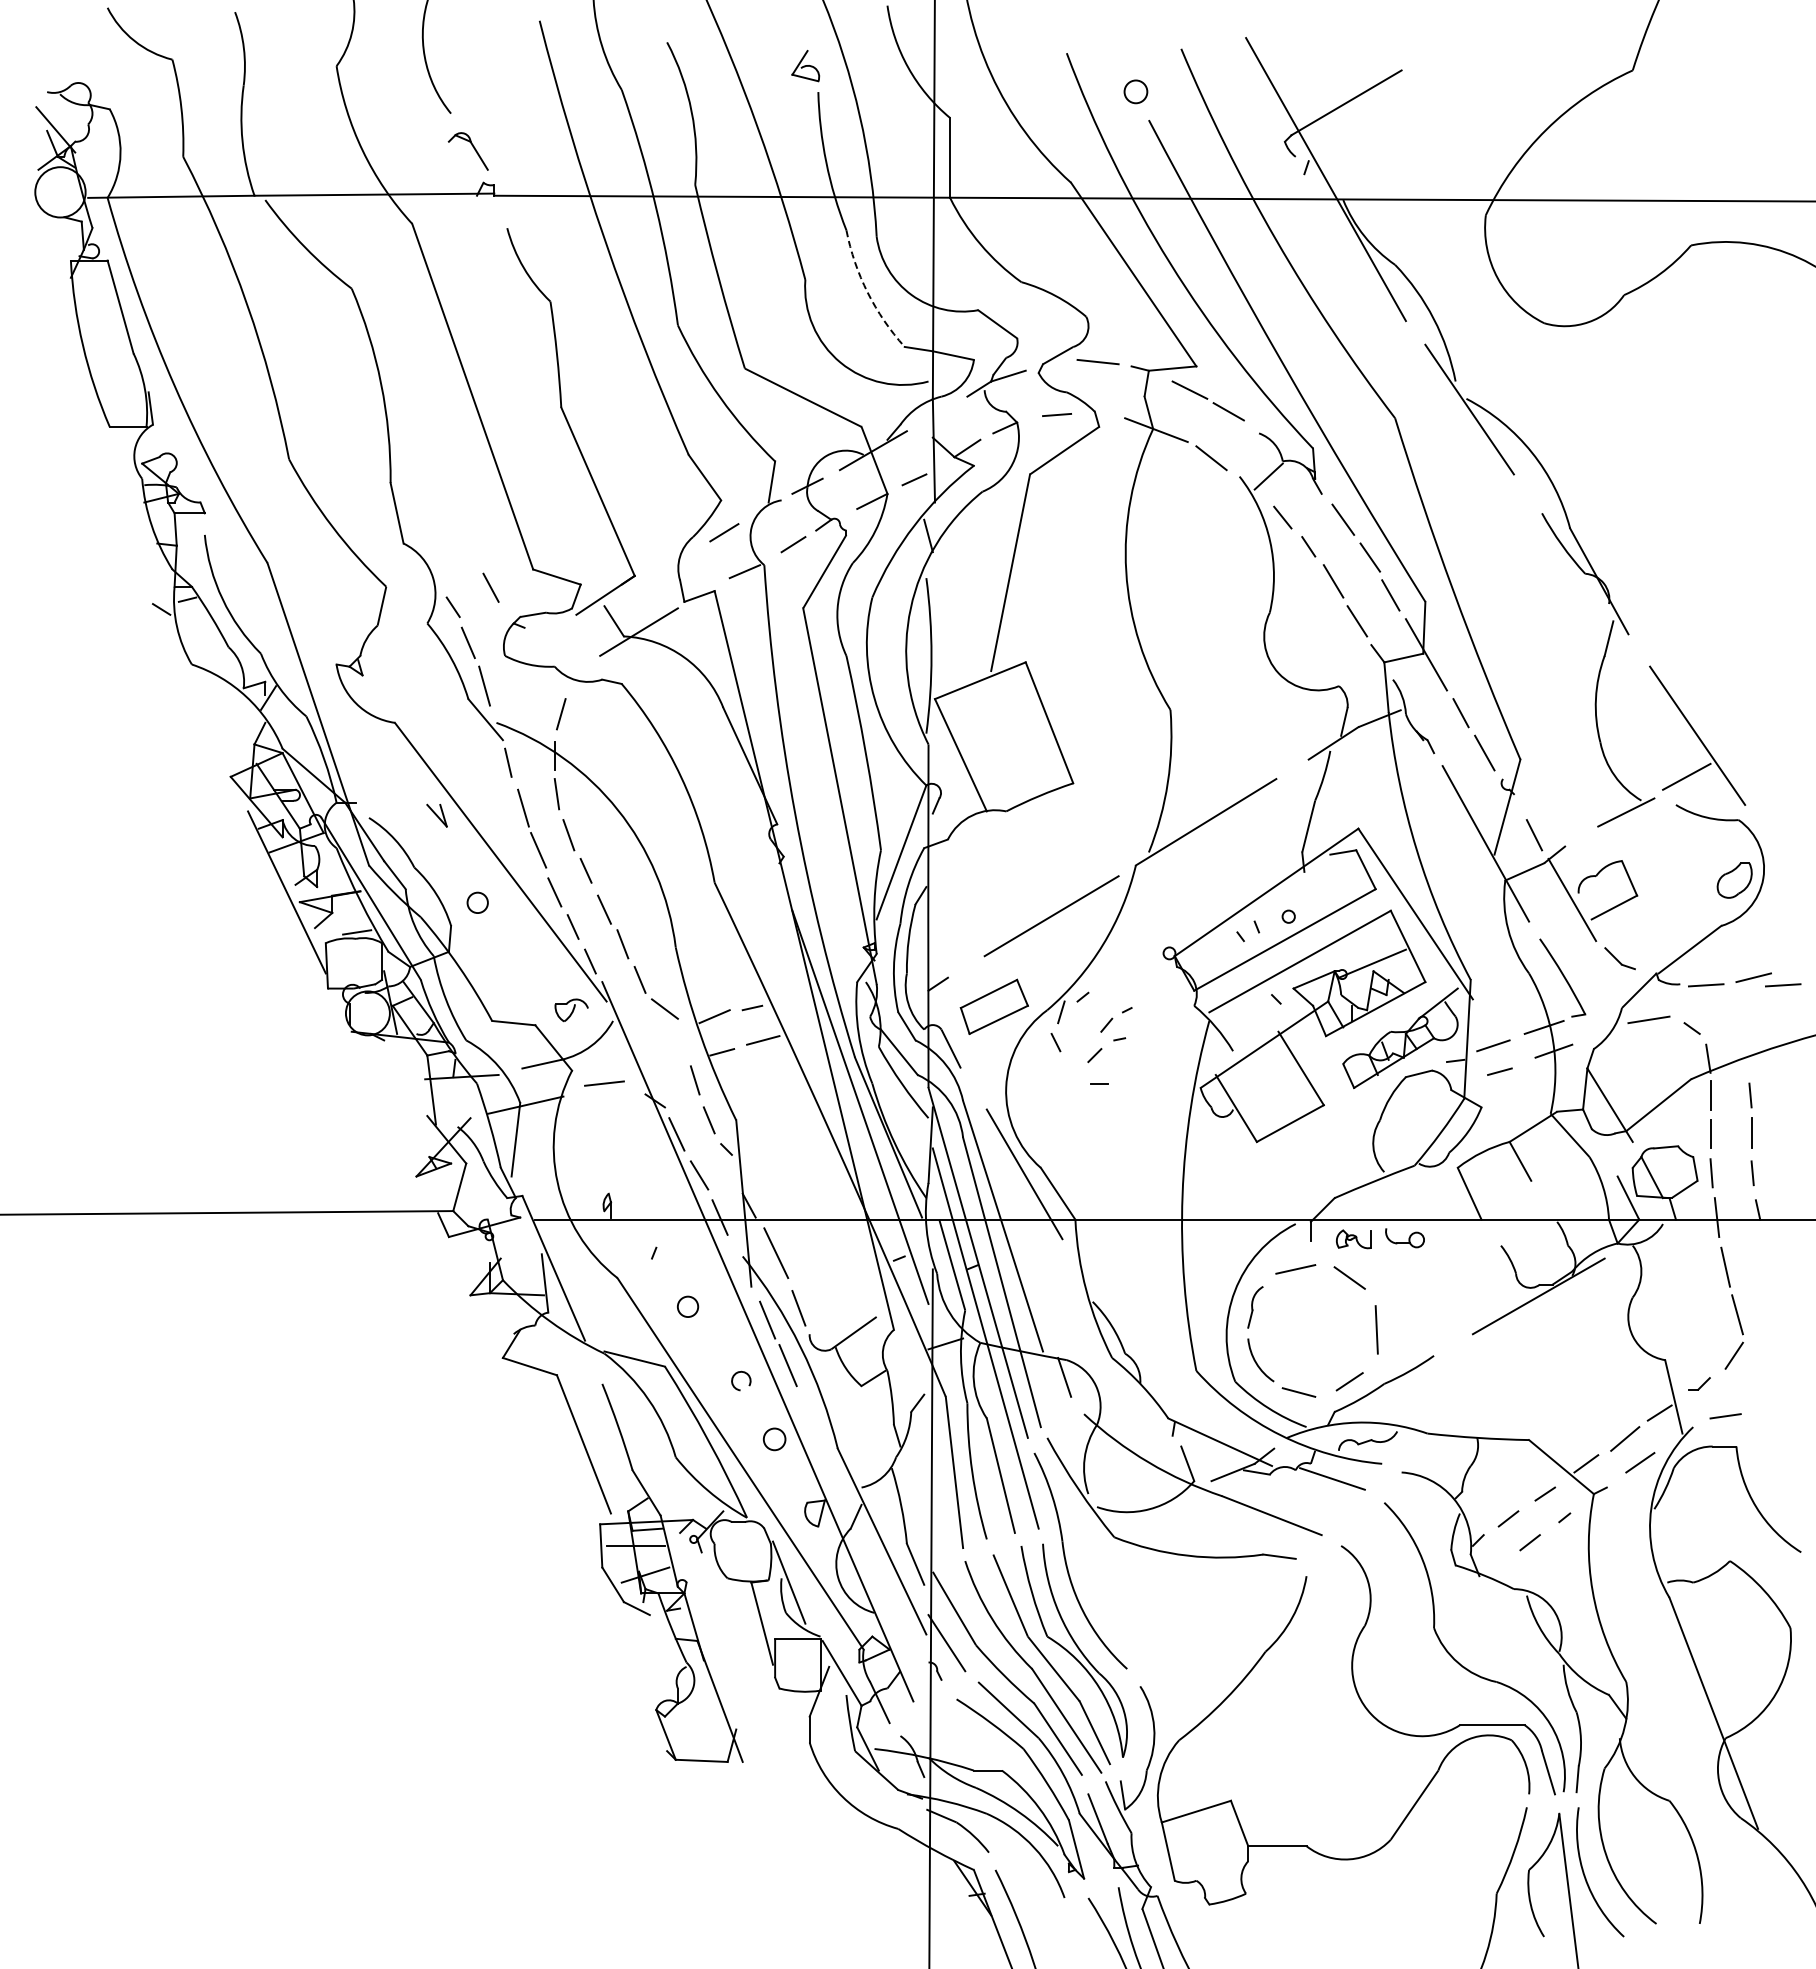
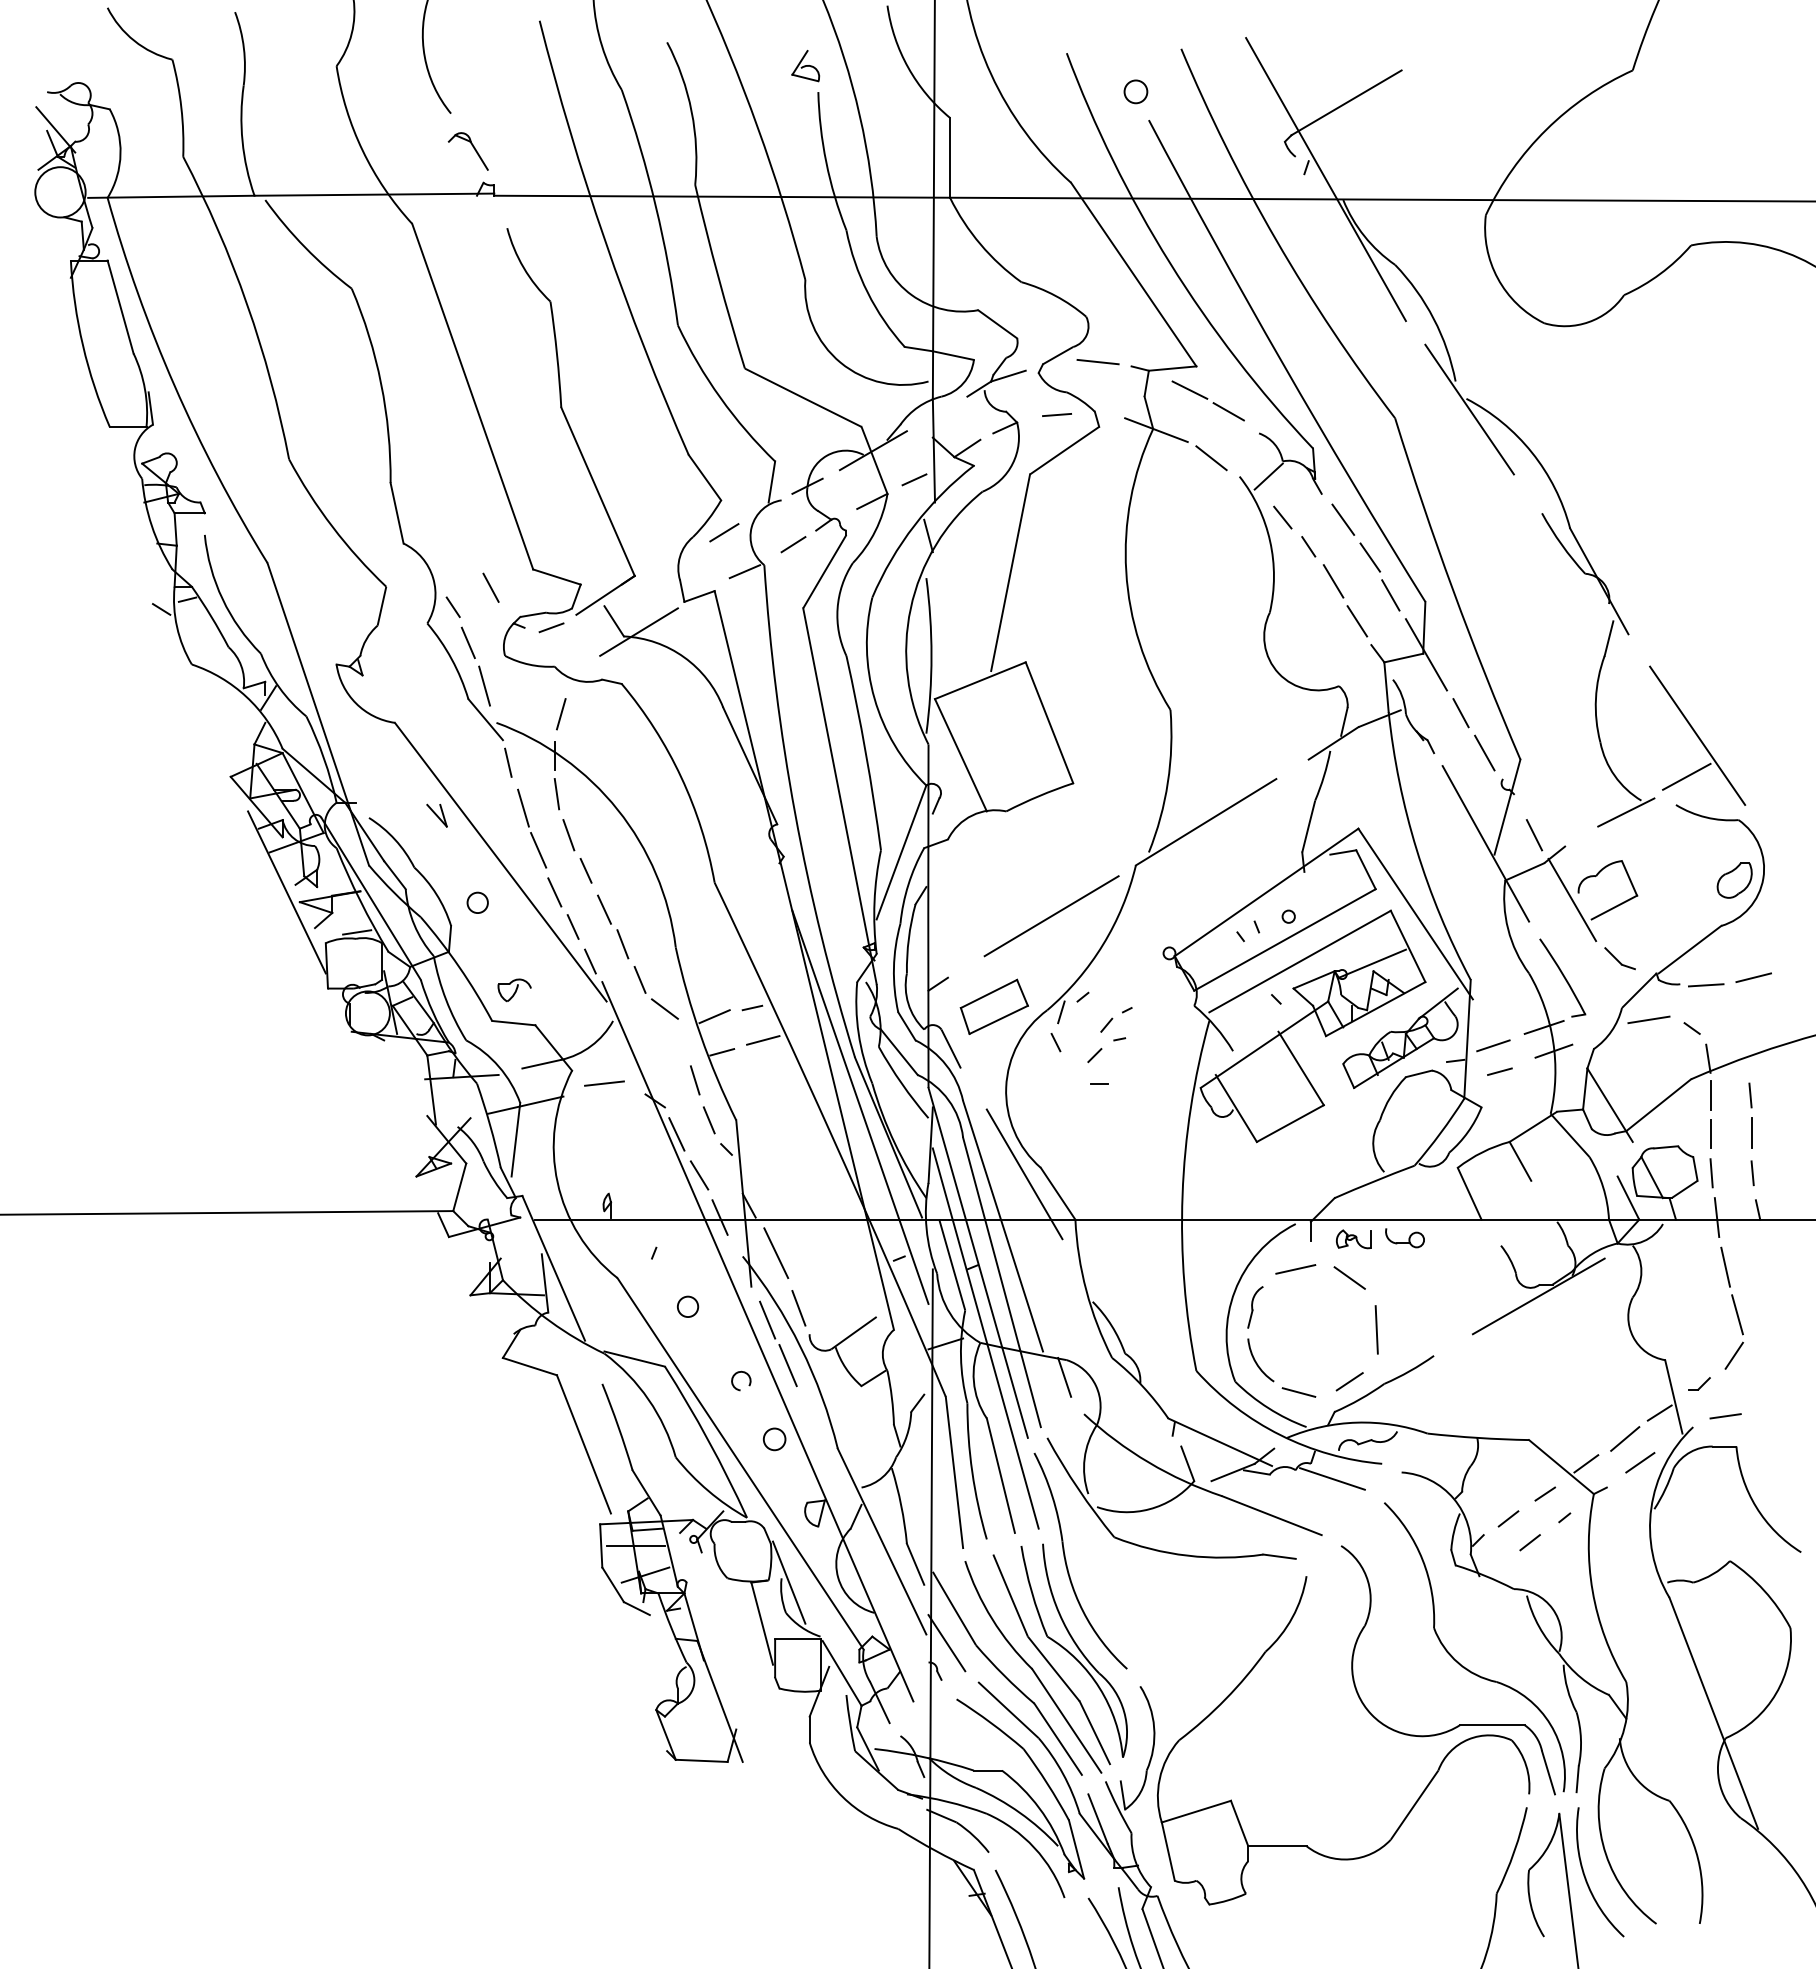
arc: dashed -> solid (867, 292)
line: none -> present (551, 627)
line: present -> none (1783, 985)
part position: (571, 1010) -> (514, 990) (514, 990)
